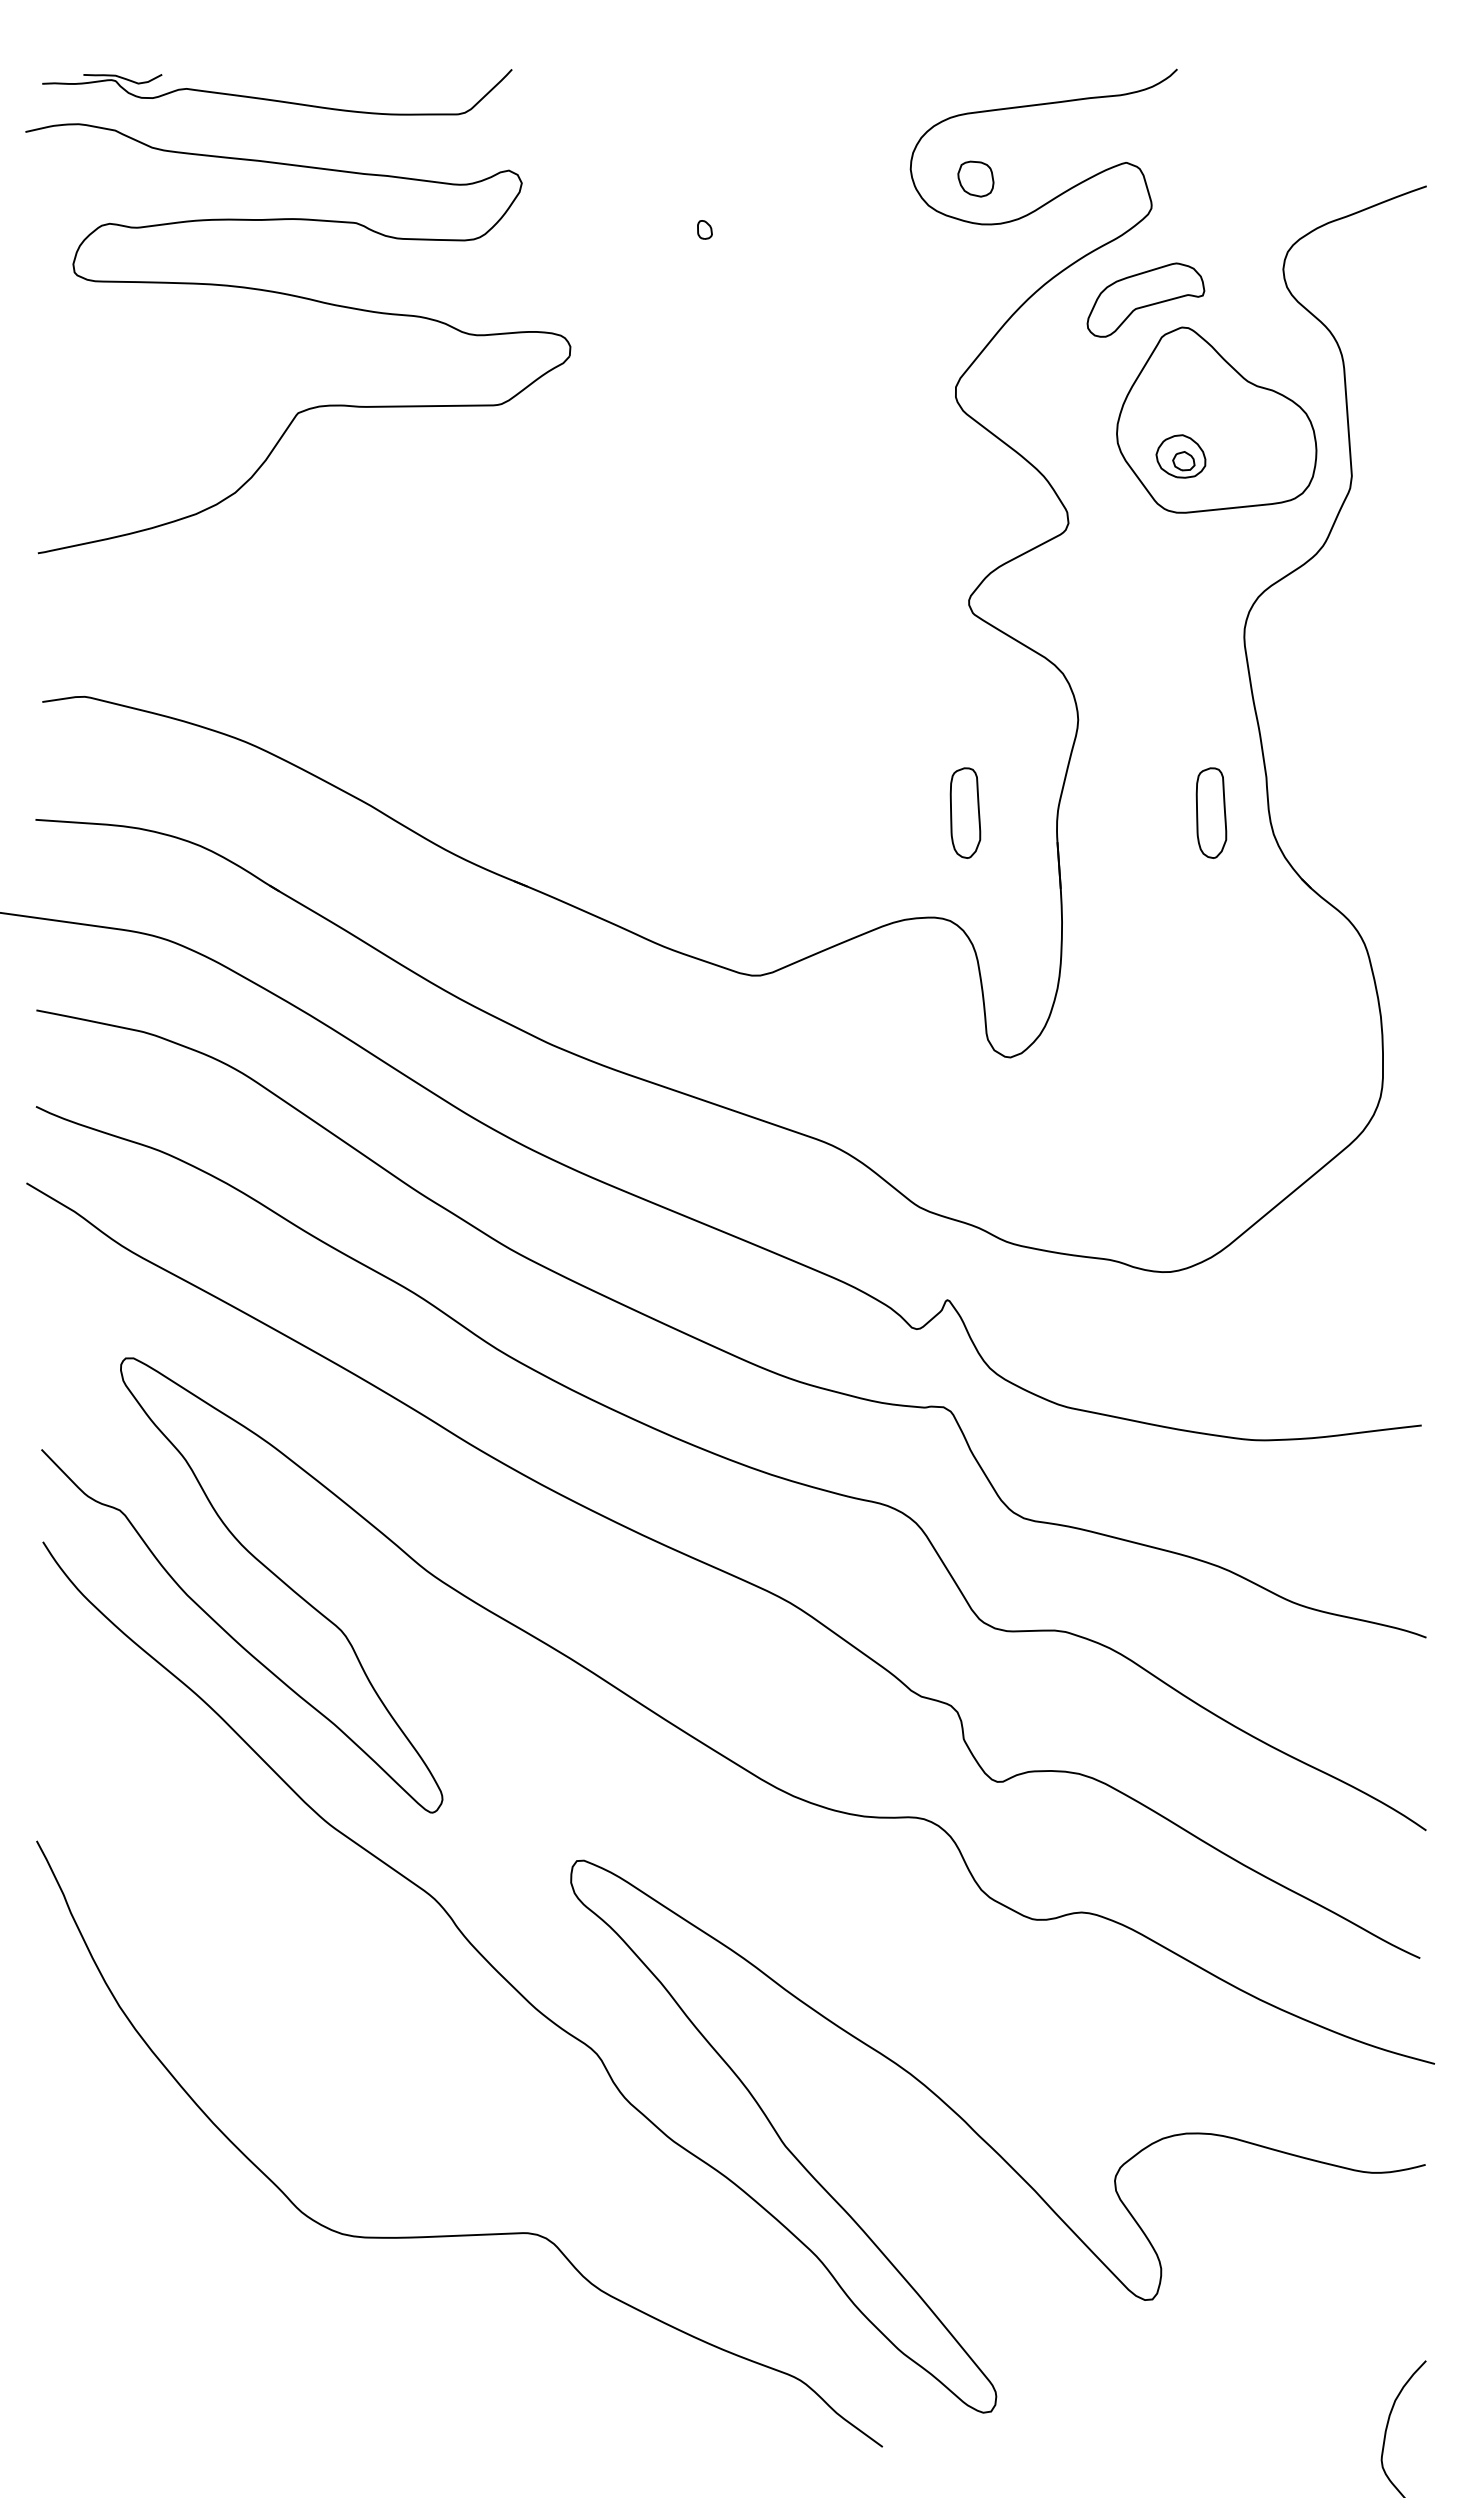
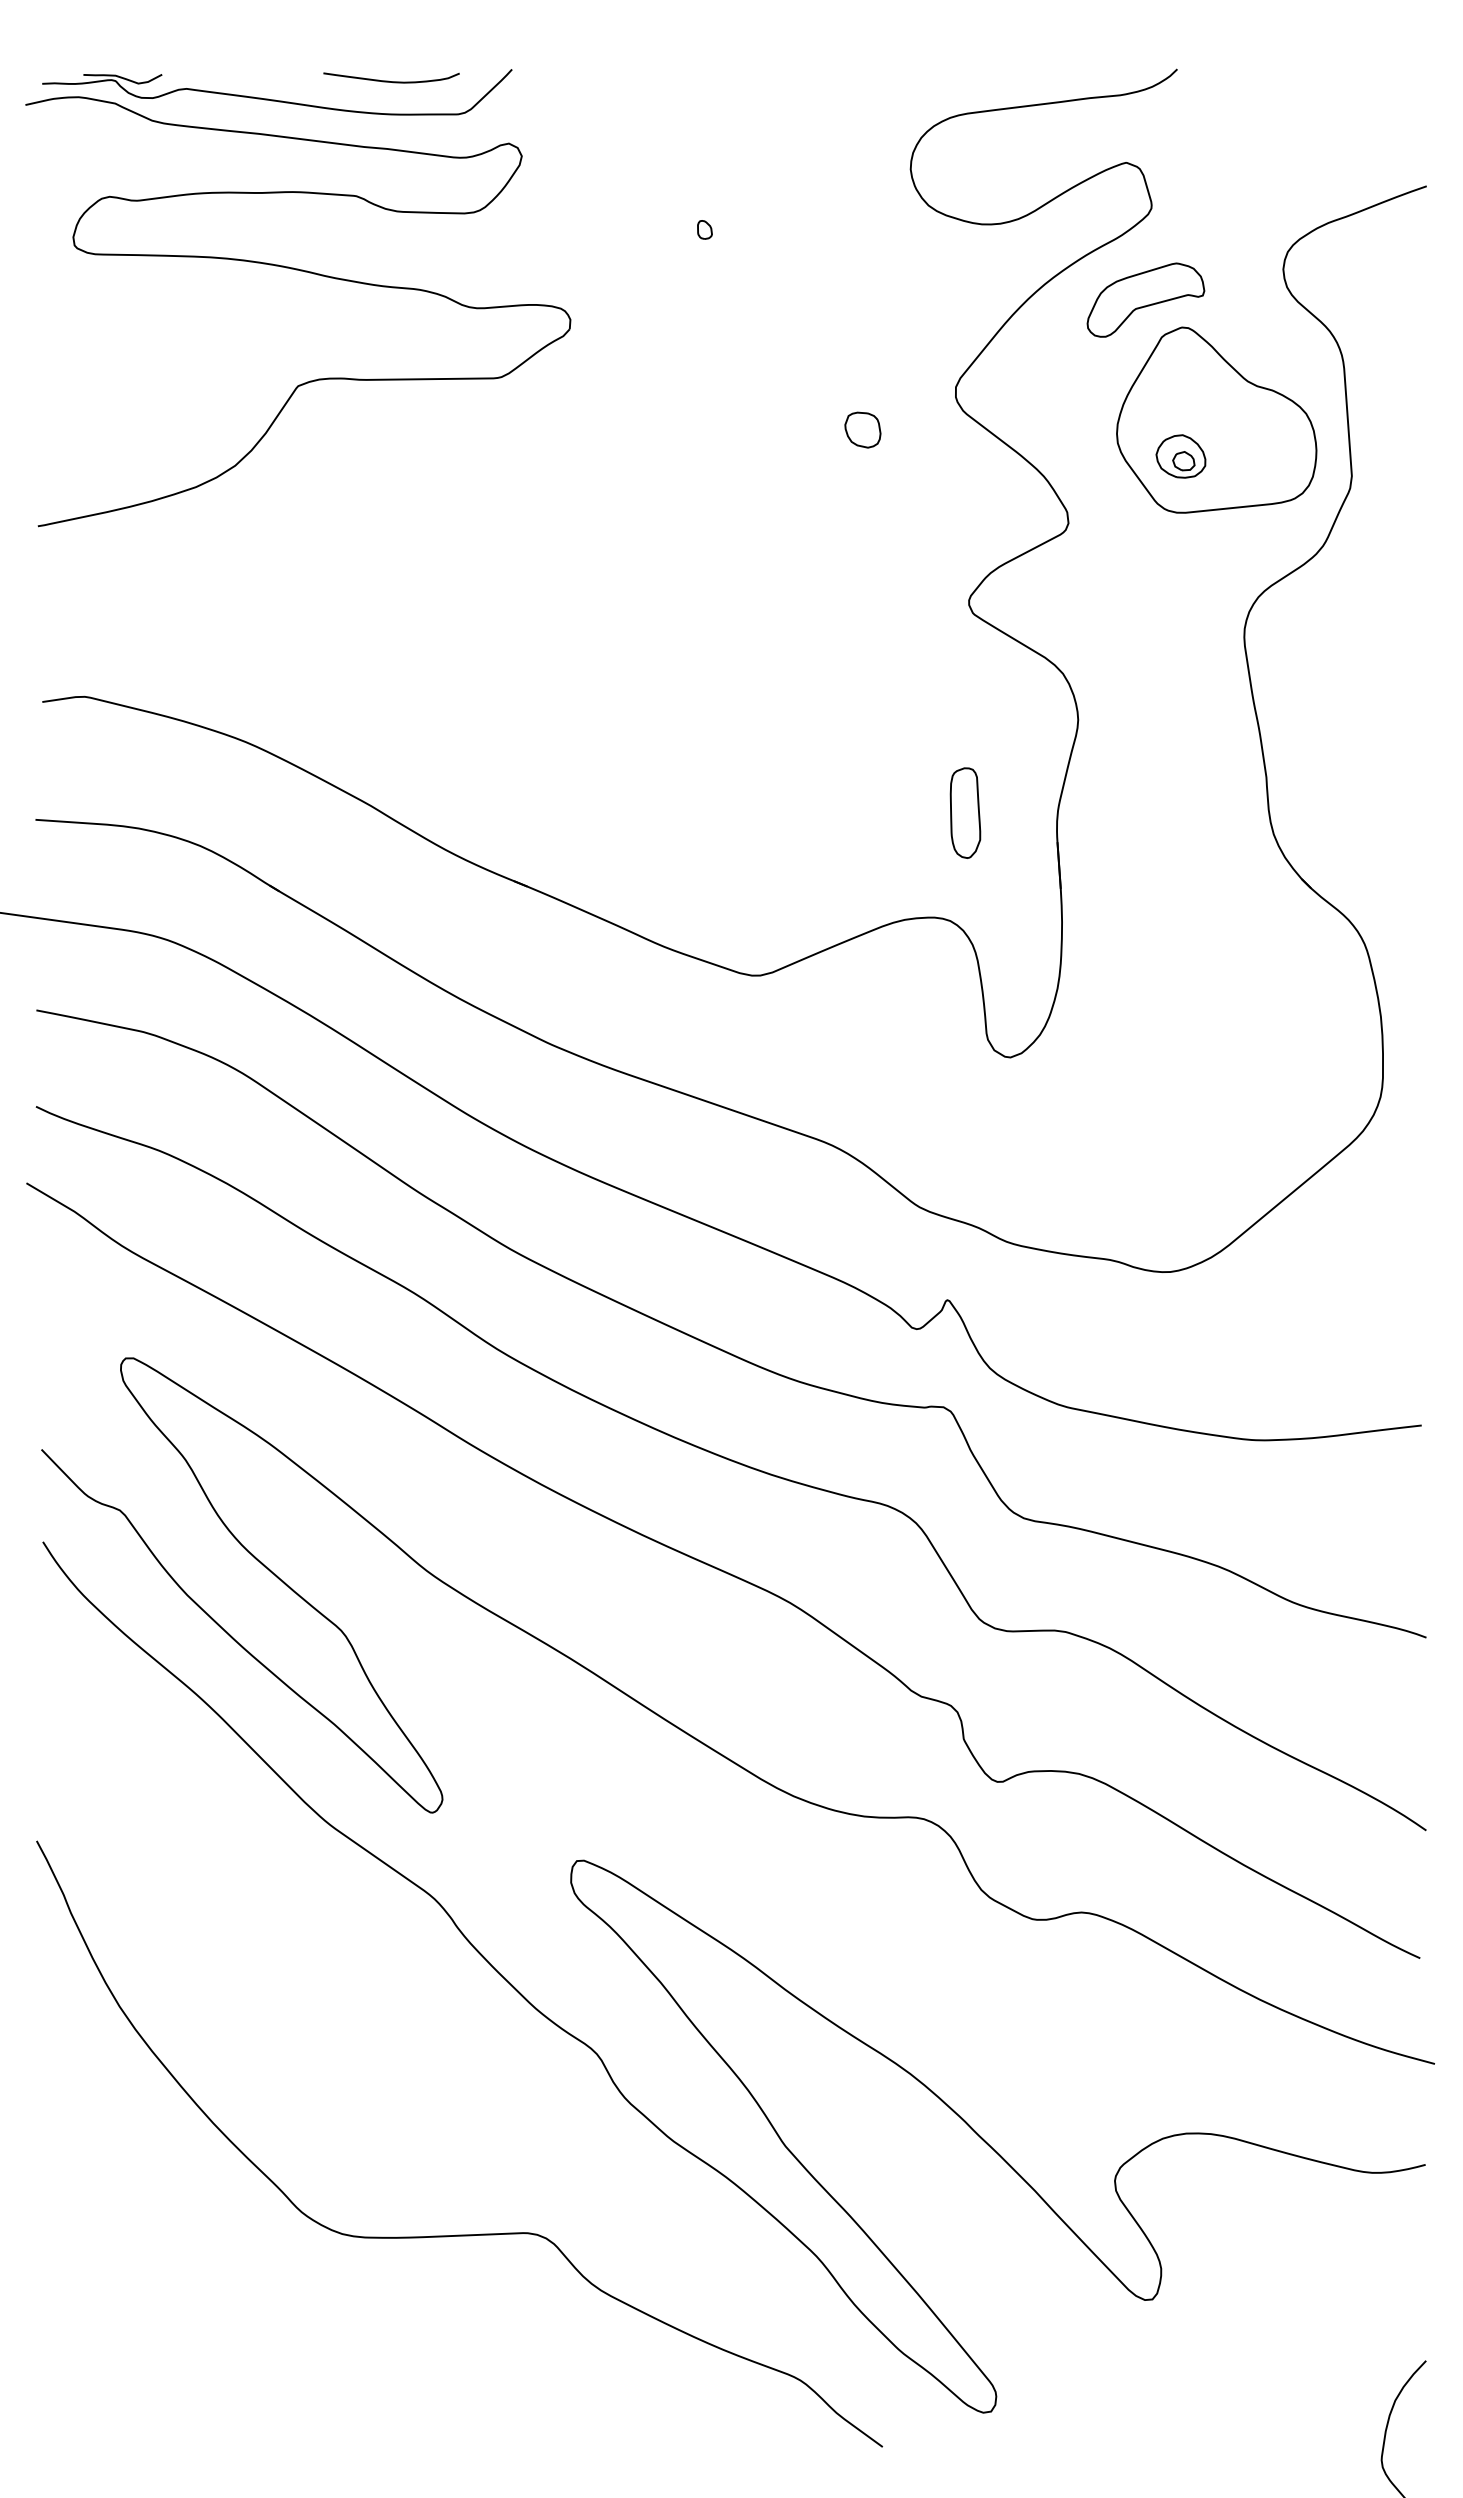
curve: none -> present (391, 81)
part position: (975, 178) -> (862, 429) (862, 429)
part position: (309, 300) -> (309, 273) (309, 273)
part: present -> none (1211, 812)
